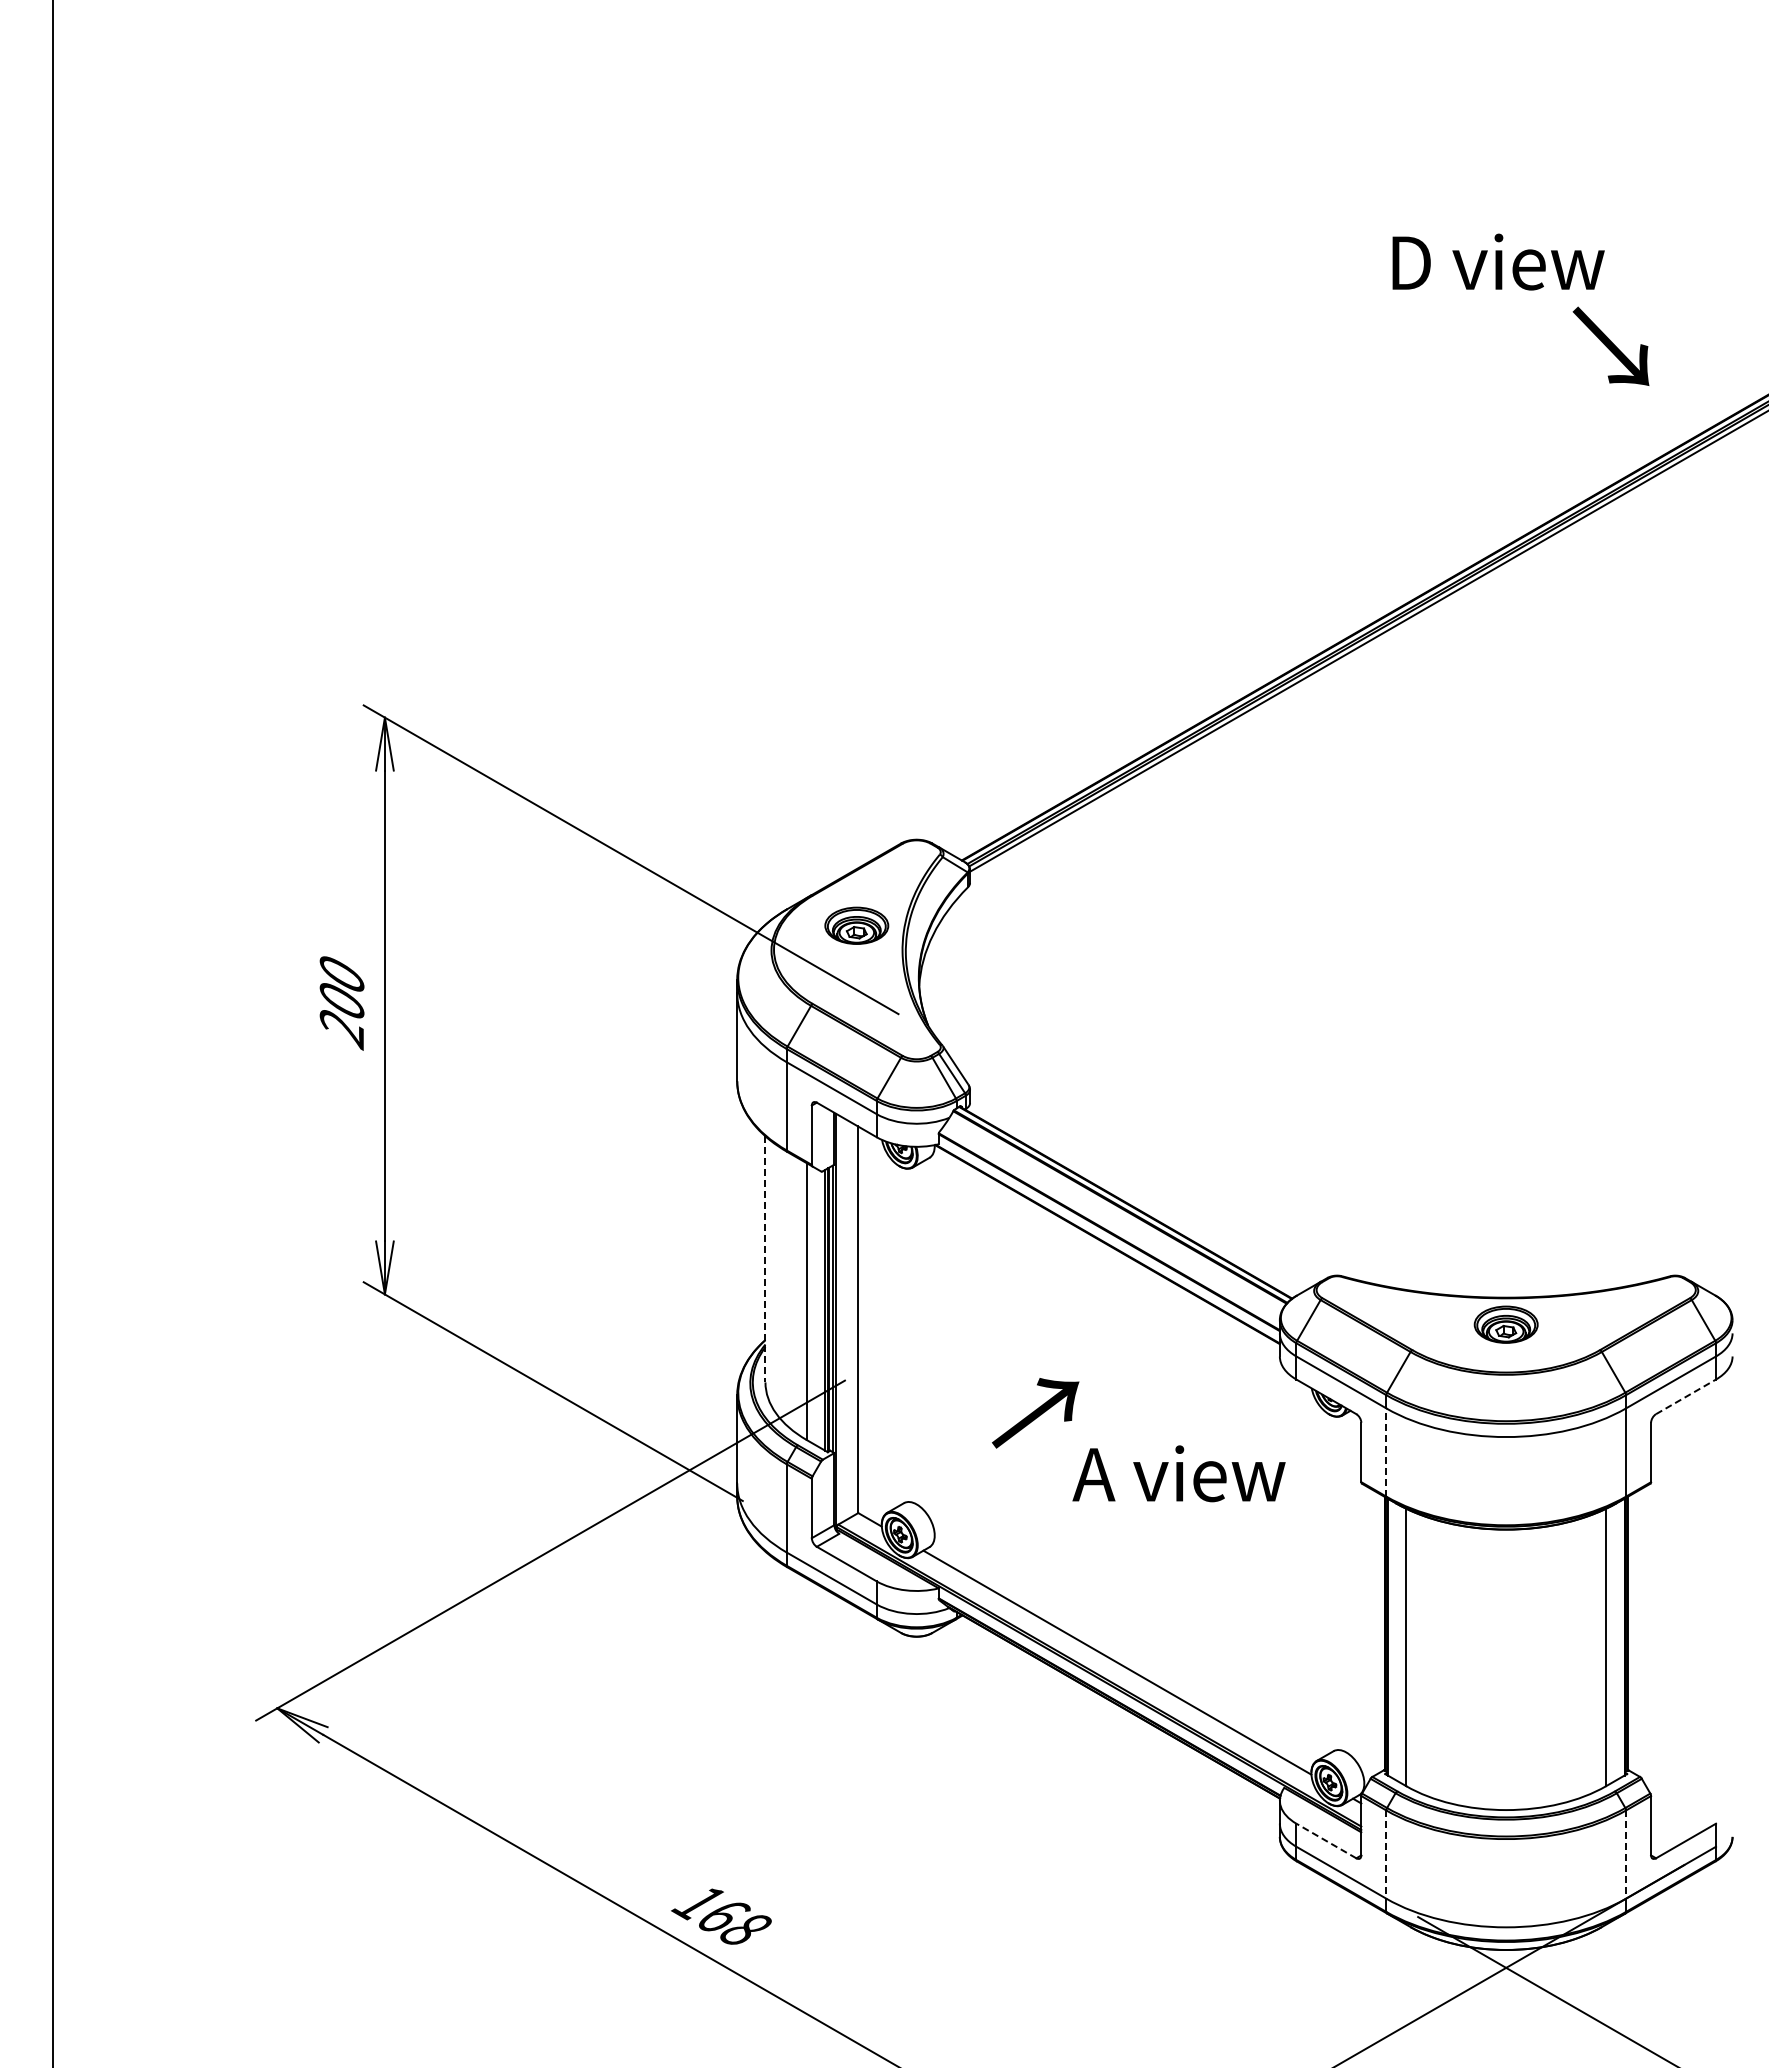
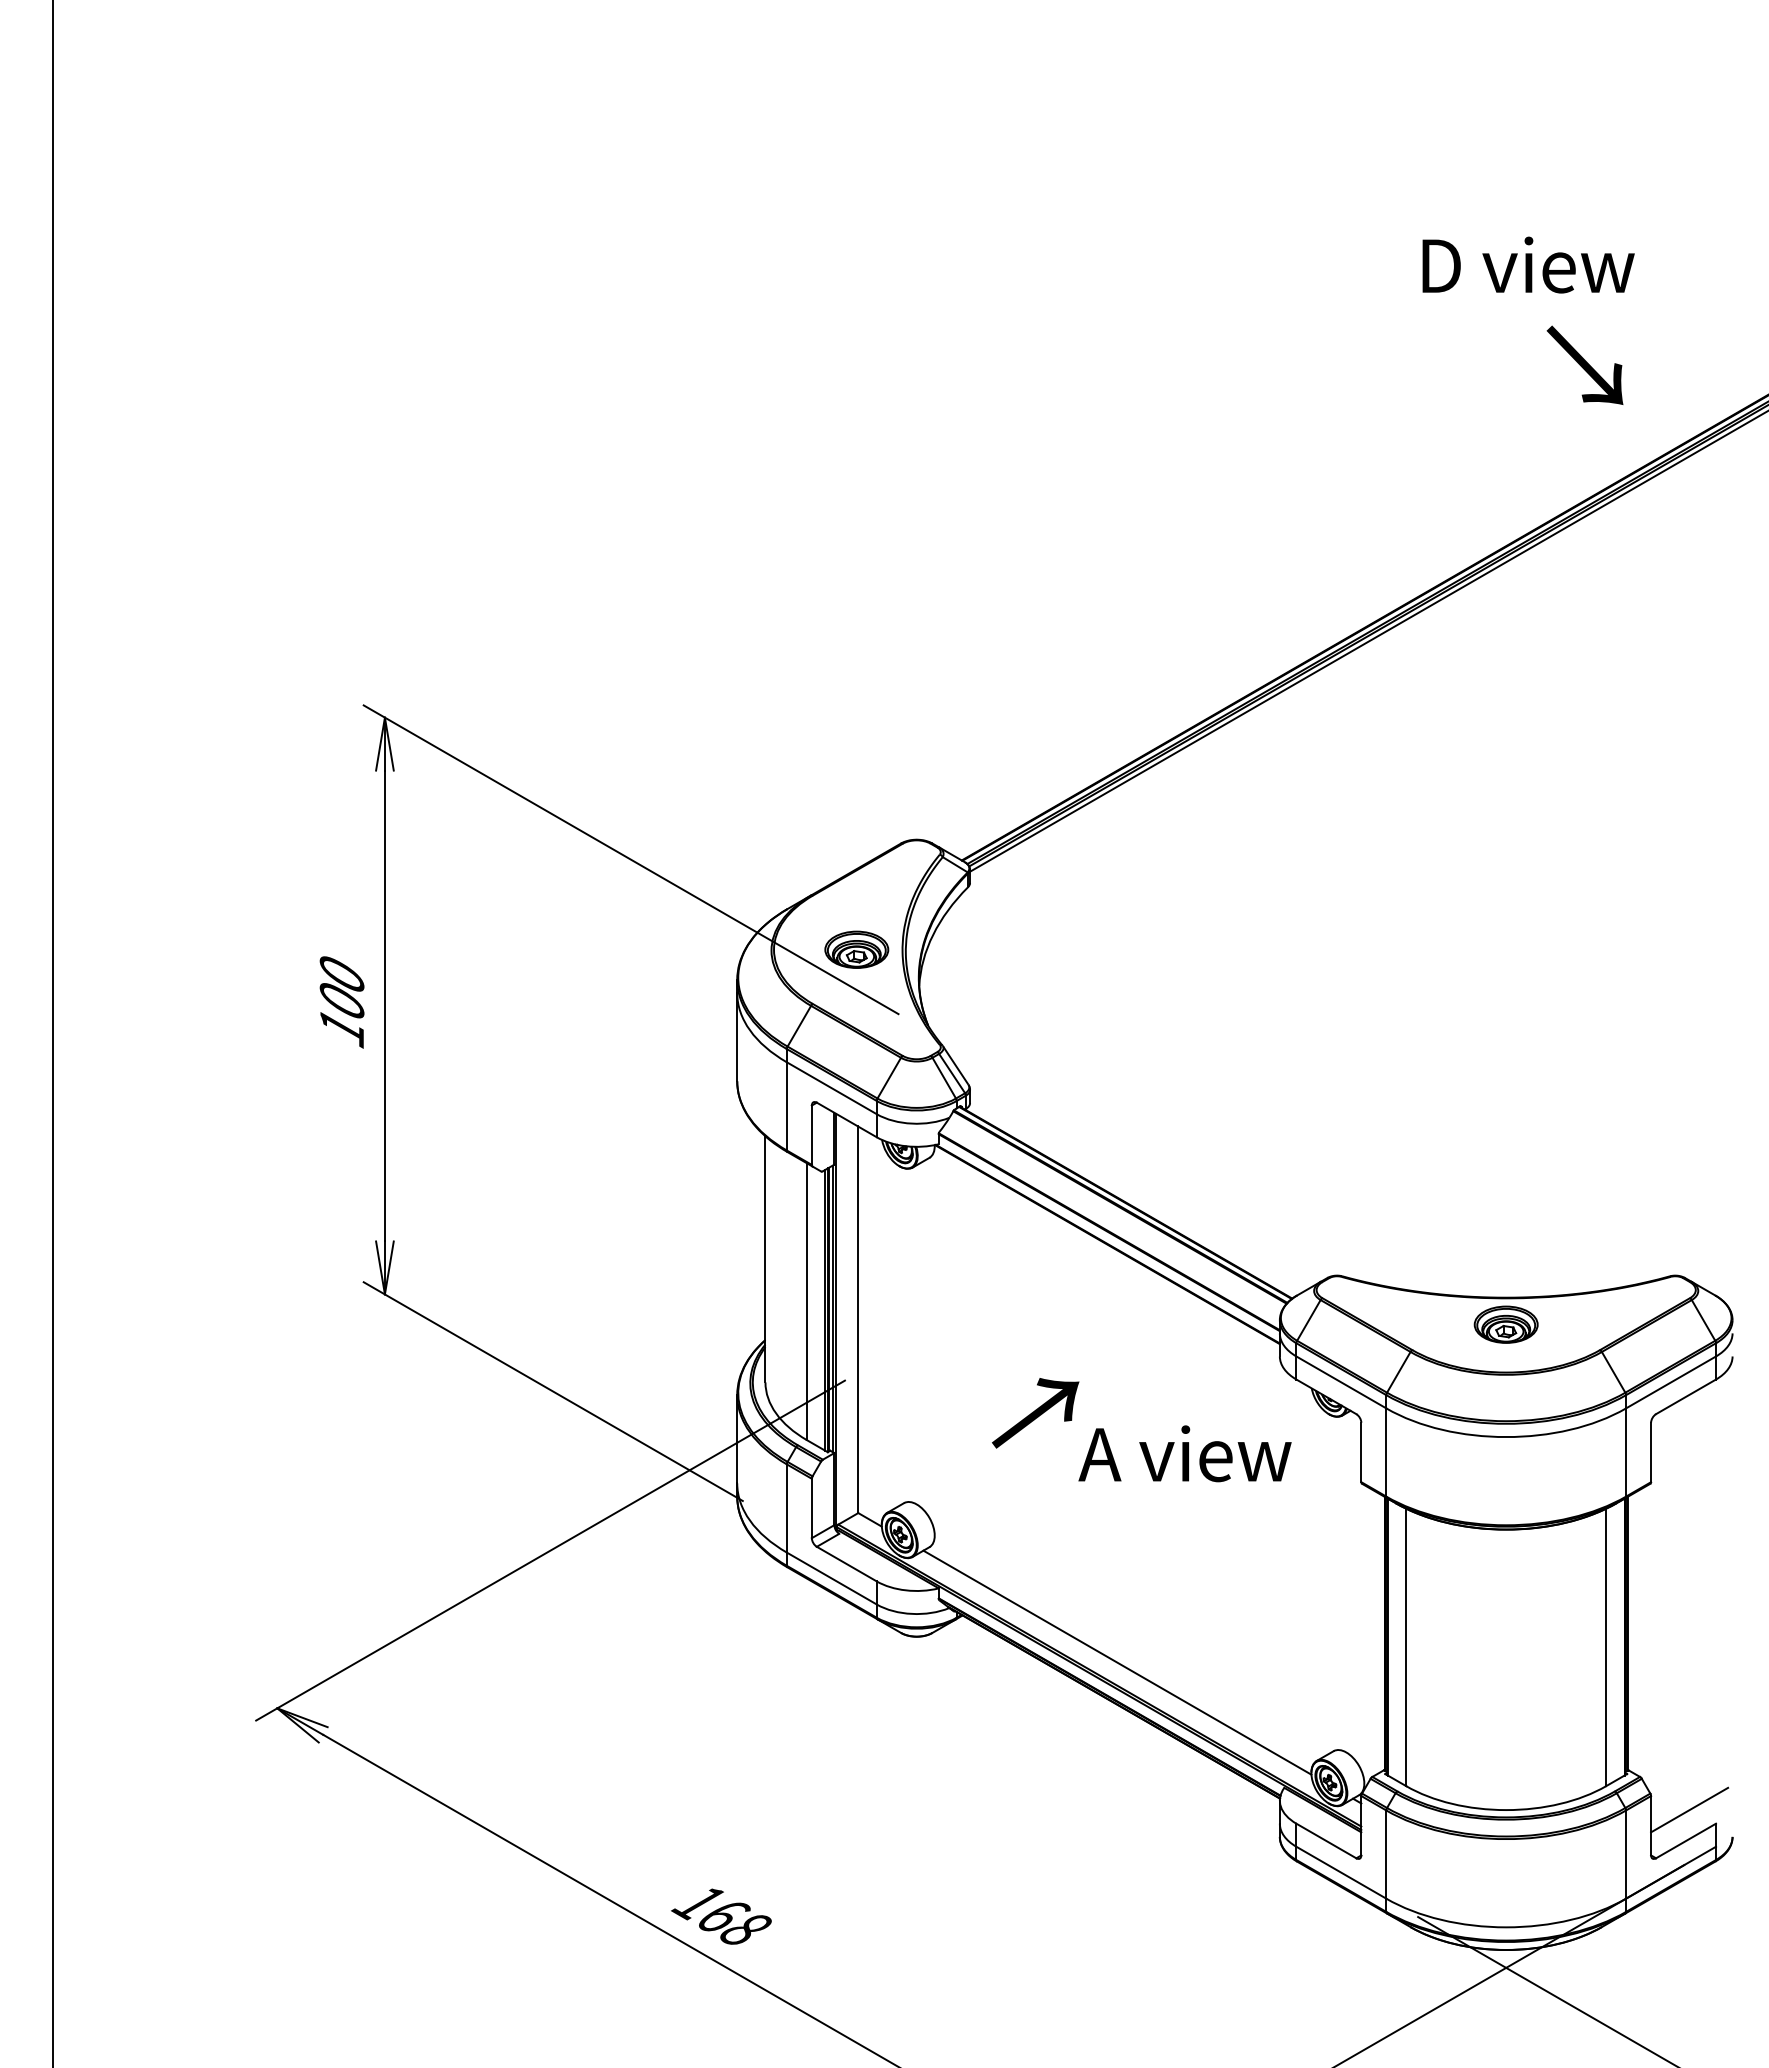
text position: (1498, 261) -> (1528, 264) (1528, 264)
text position: (1610, 345) -> (1584, 364) (1584, 364)
part position: (856, 925) -> (856, 949) (856, 949)
text: 200 -> 100 (341, 1030)
line: dashed -> solid (765, 1259)
line: dashed -> solid (1686, 1396)
line: dashed -> solid (1386, 1451)
text position: (1178, 1473) -> (1184, 1453) (1184, 1453)
line: none -> present (1689, 1809)
line: dashed -> solid (1326, 1840)
line: dashed -> solid (1386, 1855)
line: dashed -> solid (1626, 1855)
